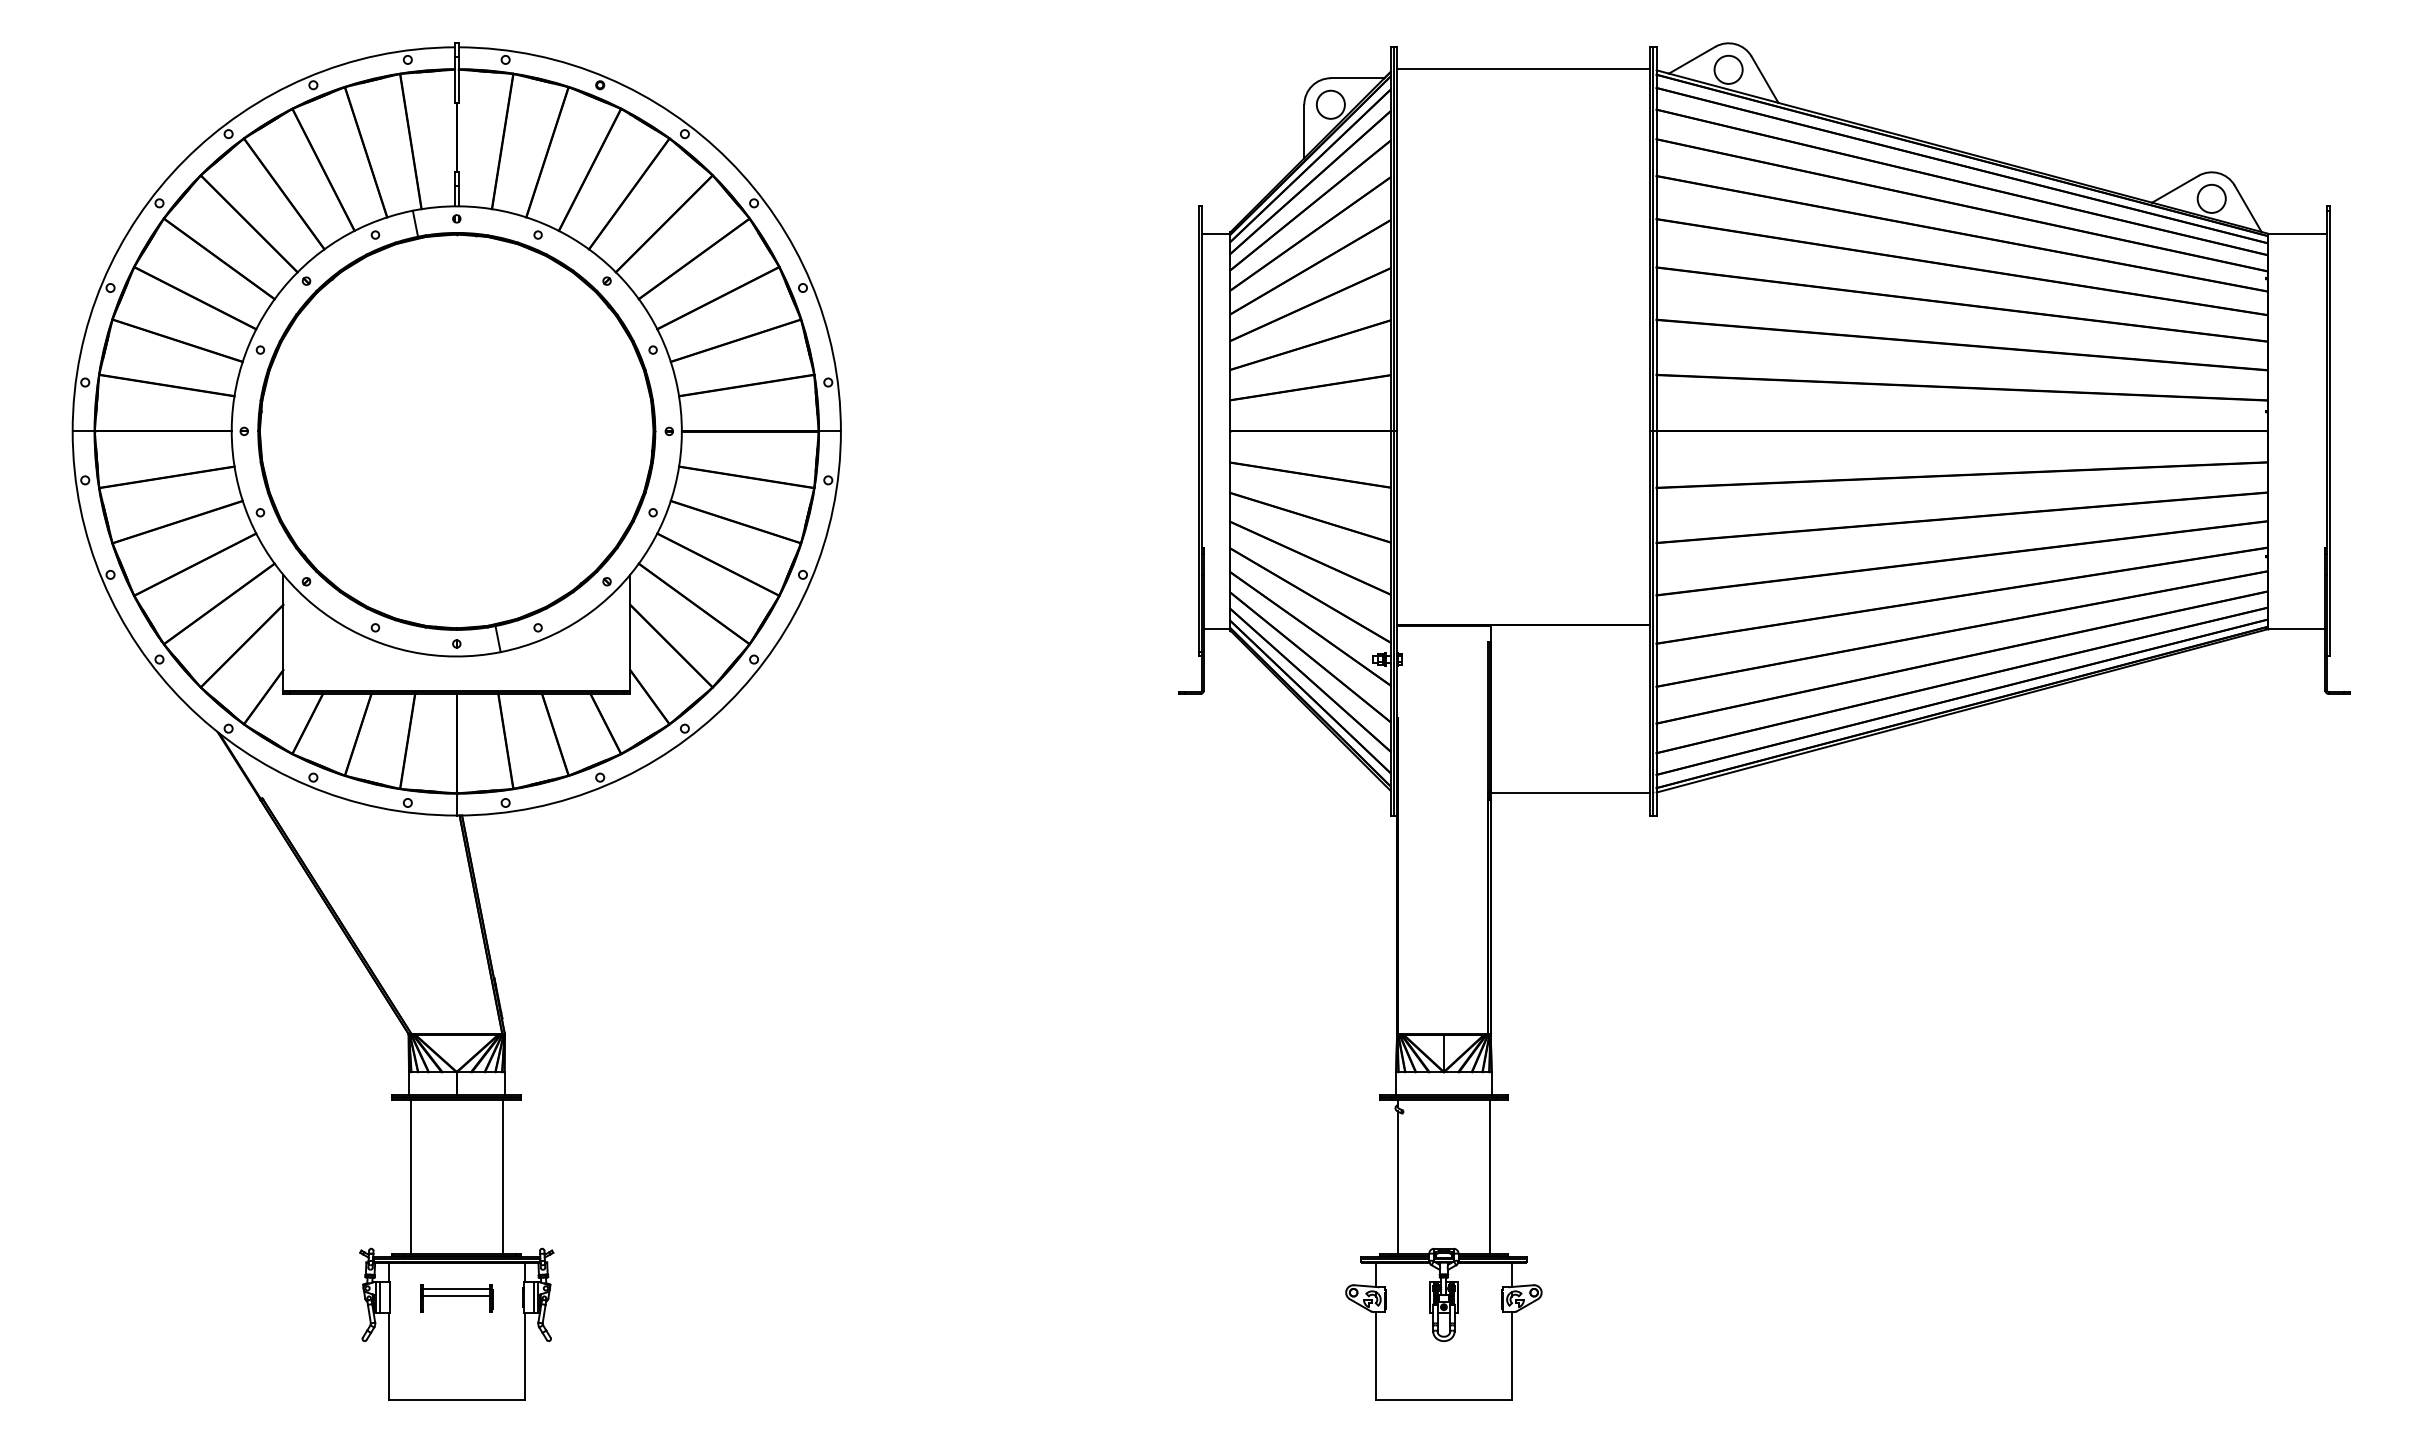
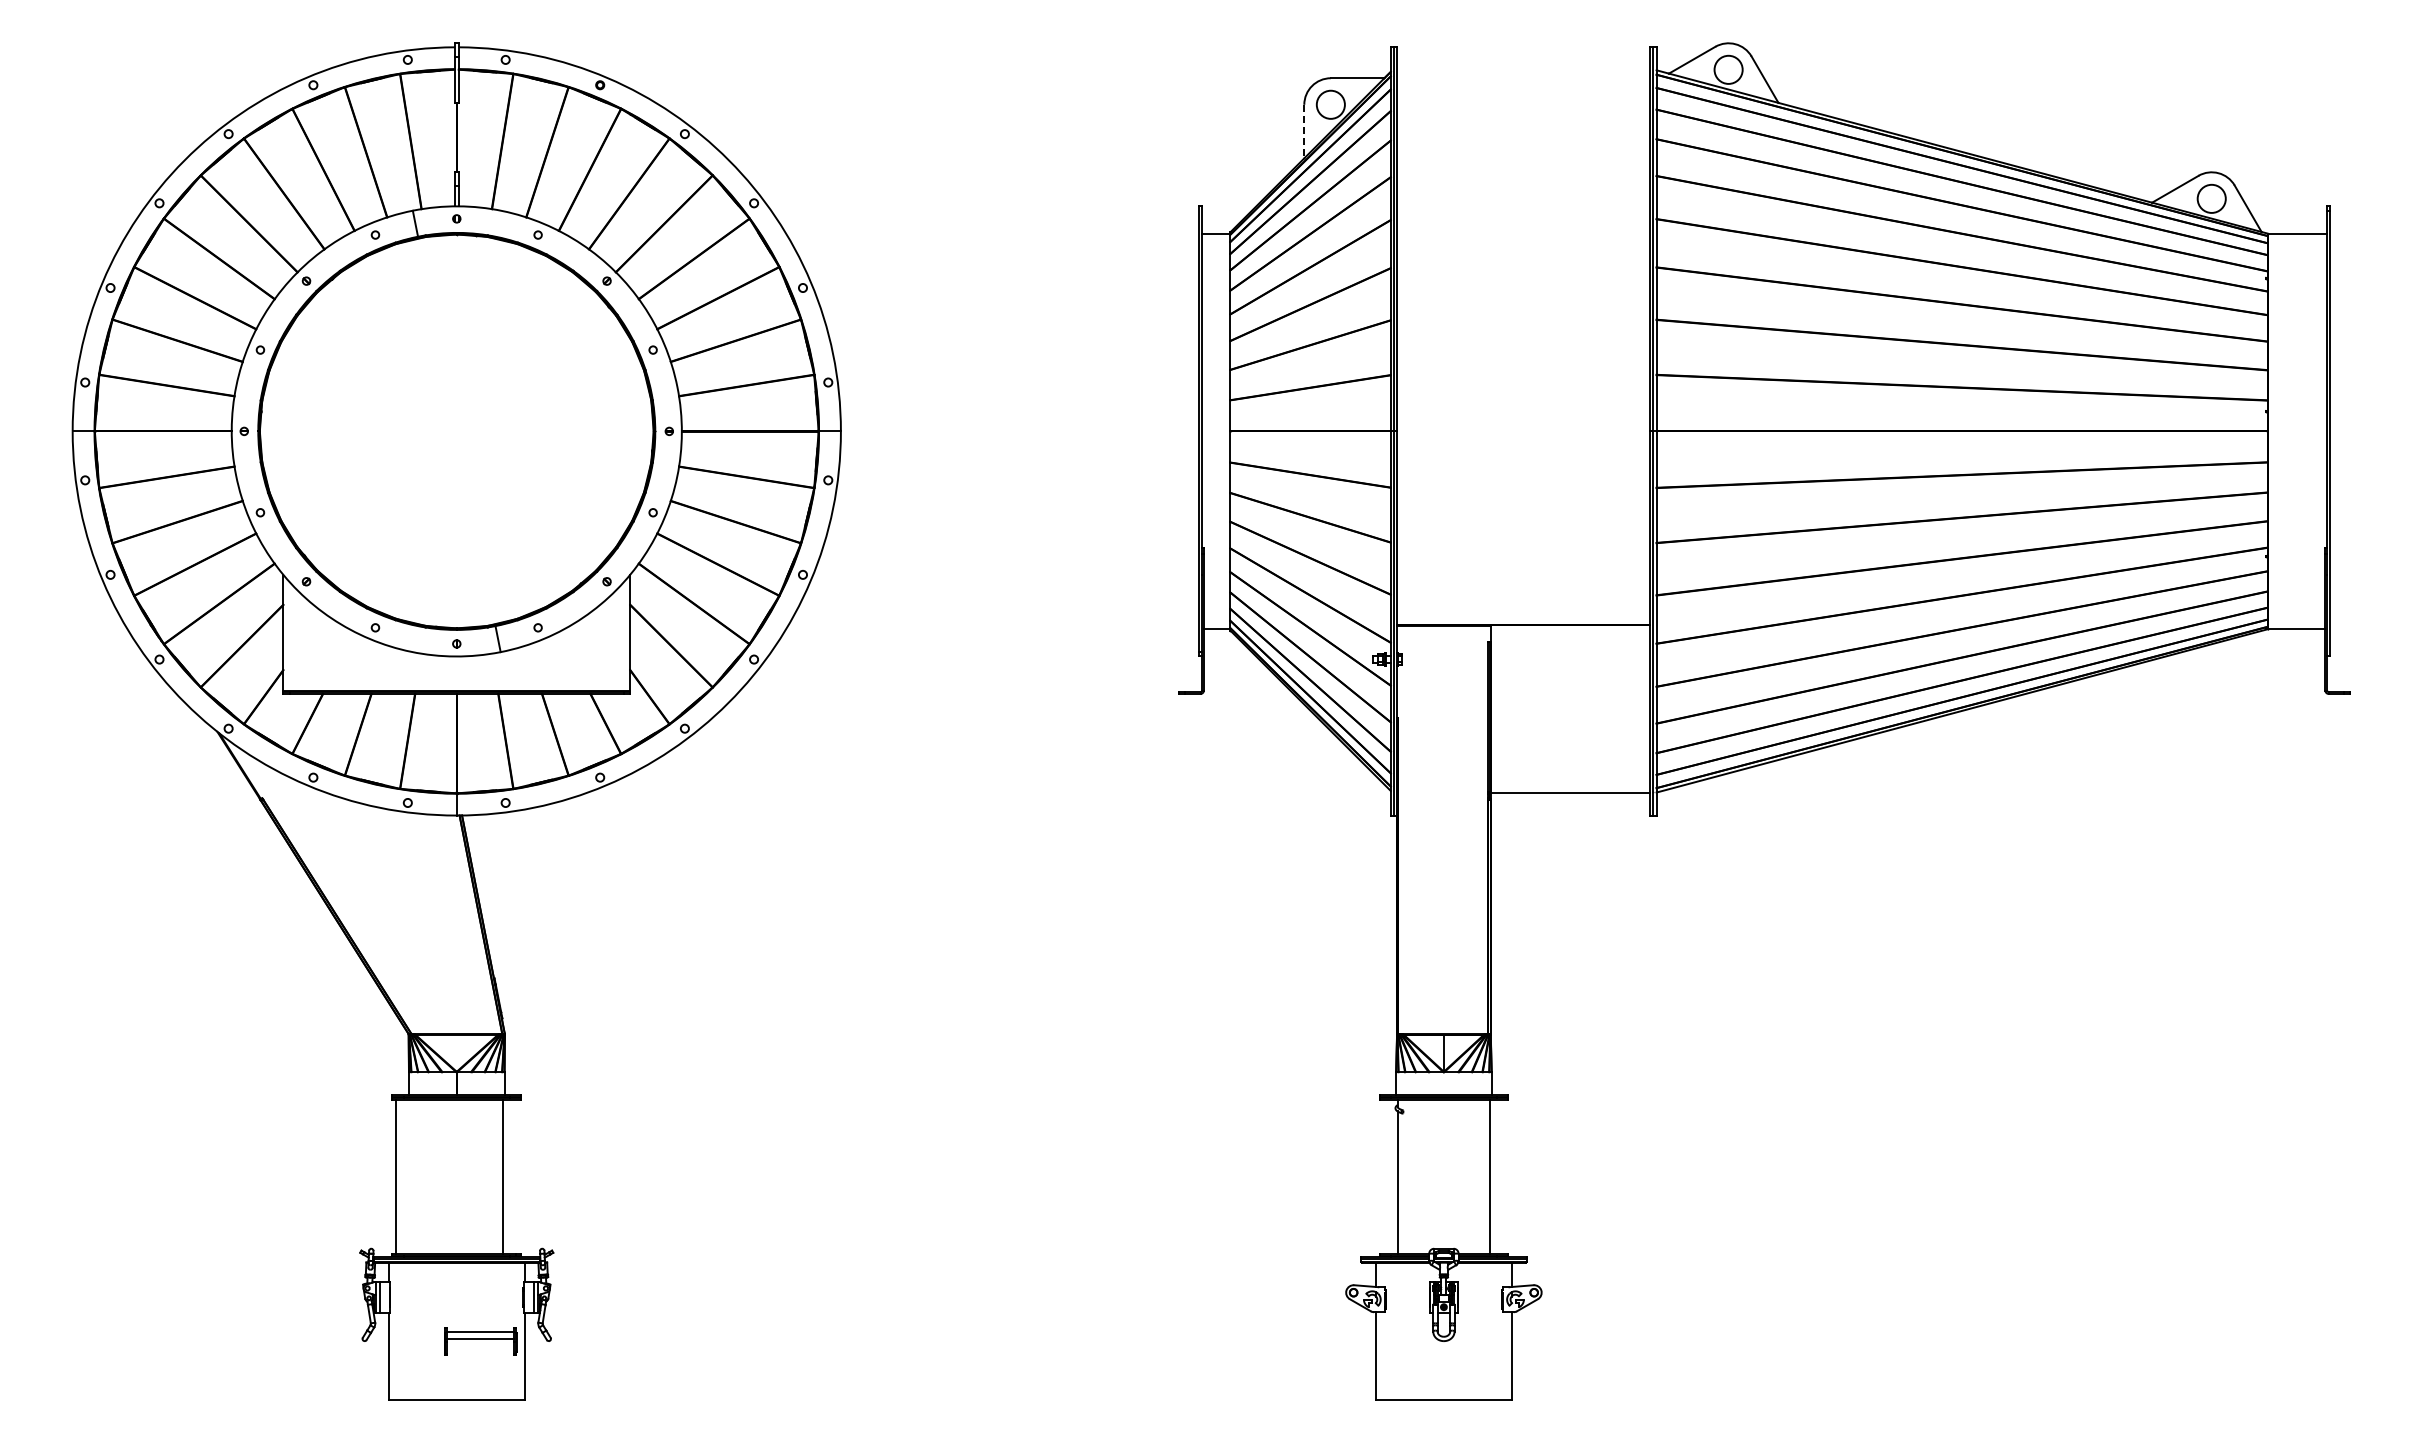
line: present -> none (1523, 69)
line: solid -> dashed (1304, 131)
line position: (410, 1176) -> (395, 1176) (395, 1176)
part position: (456, 1298) -> (480, 1341) (480, 1341)
